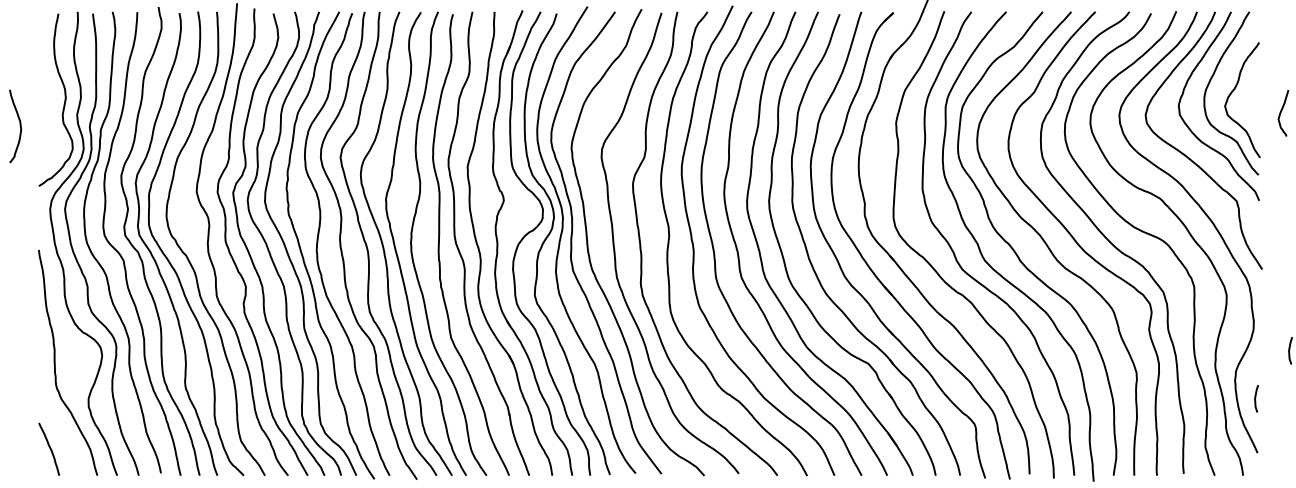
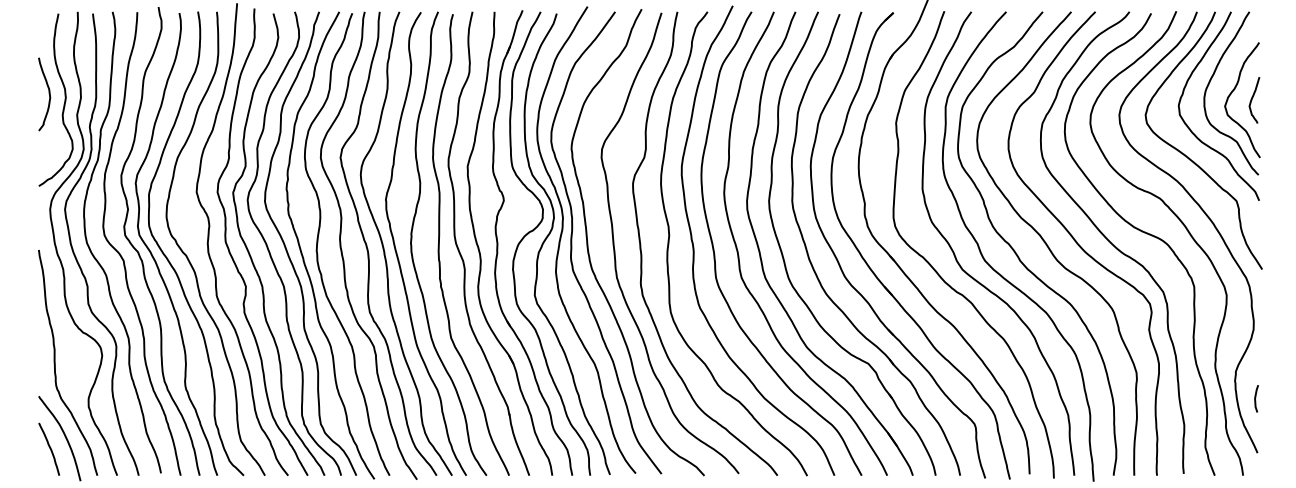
curve position: (1281, 113) -> (1252, 100) (1252, 100)
curve position: (19, 125) -> (48, 93) (48, 93)
curve: present -> none (1290, 349)
curve: none -> present (64, 436)
